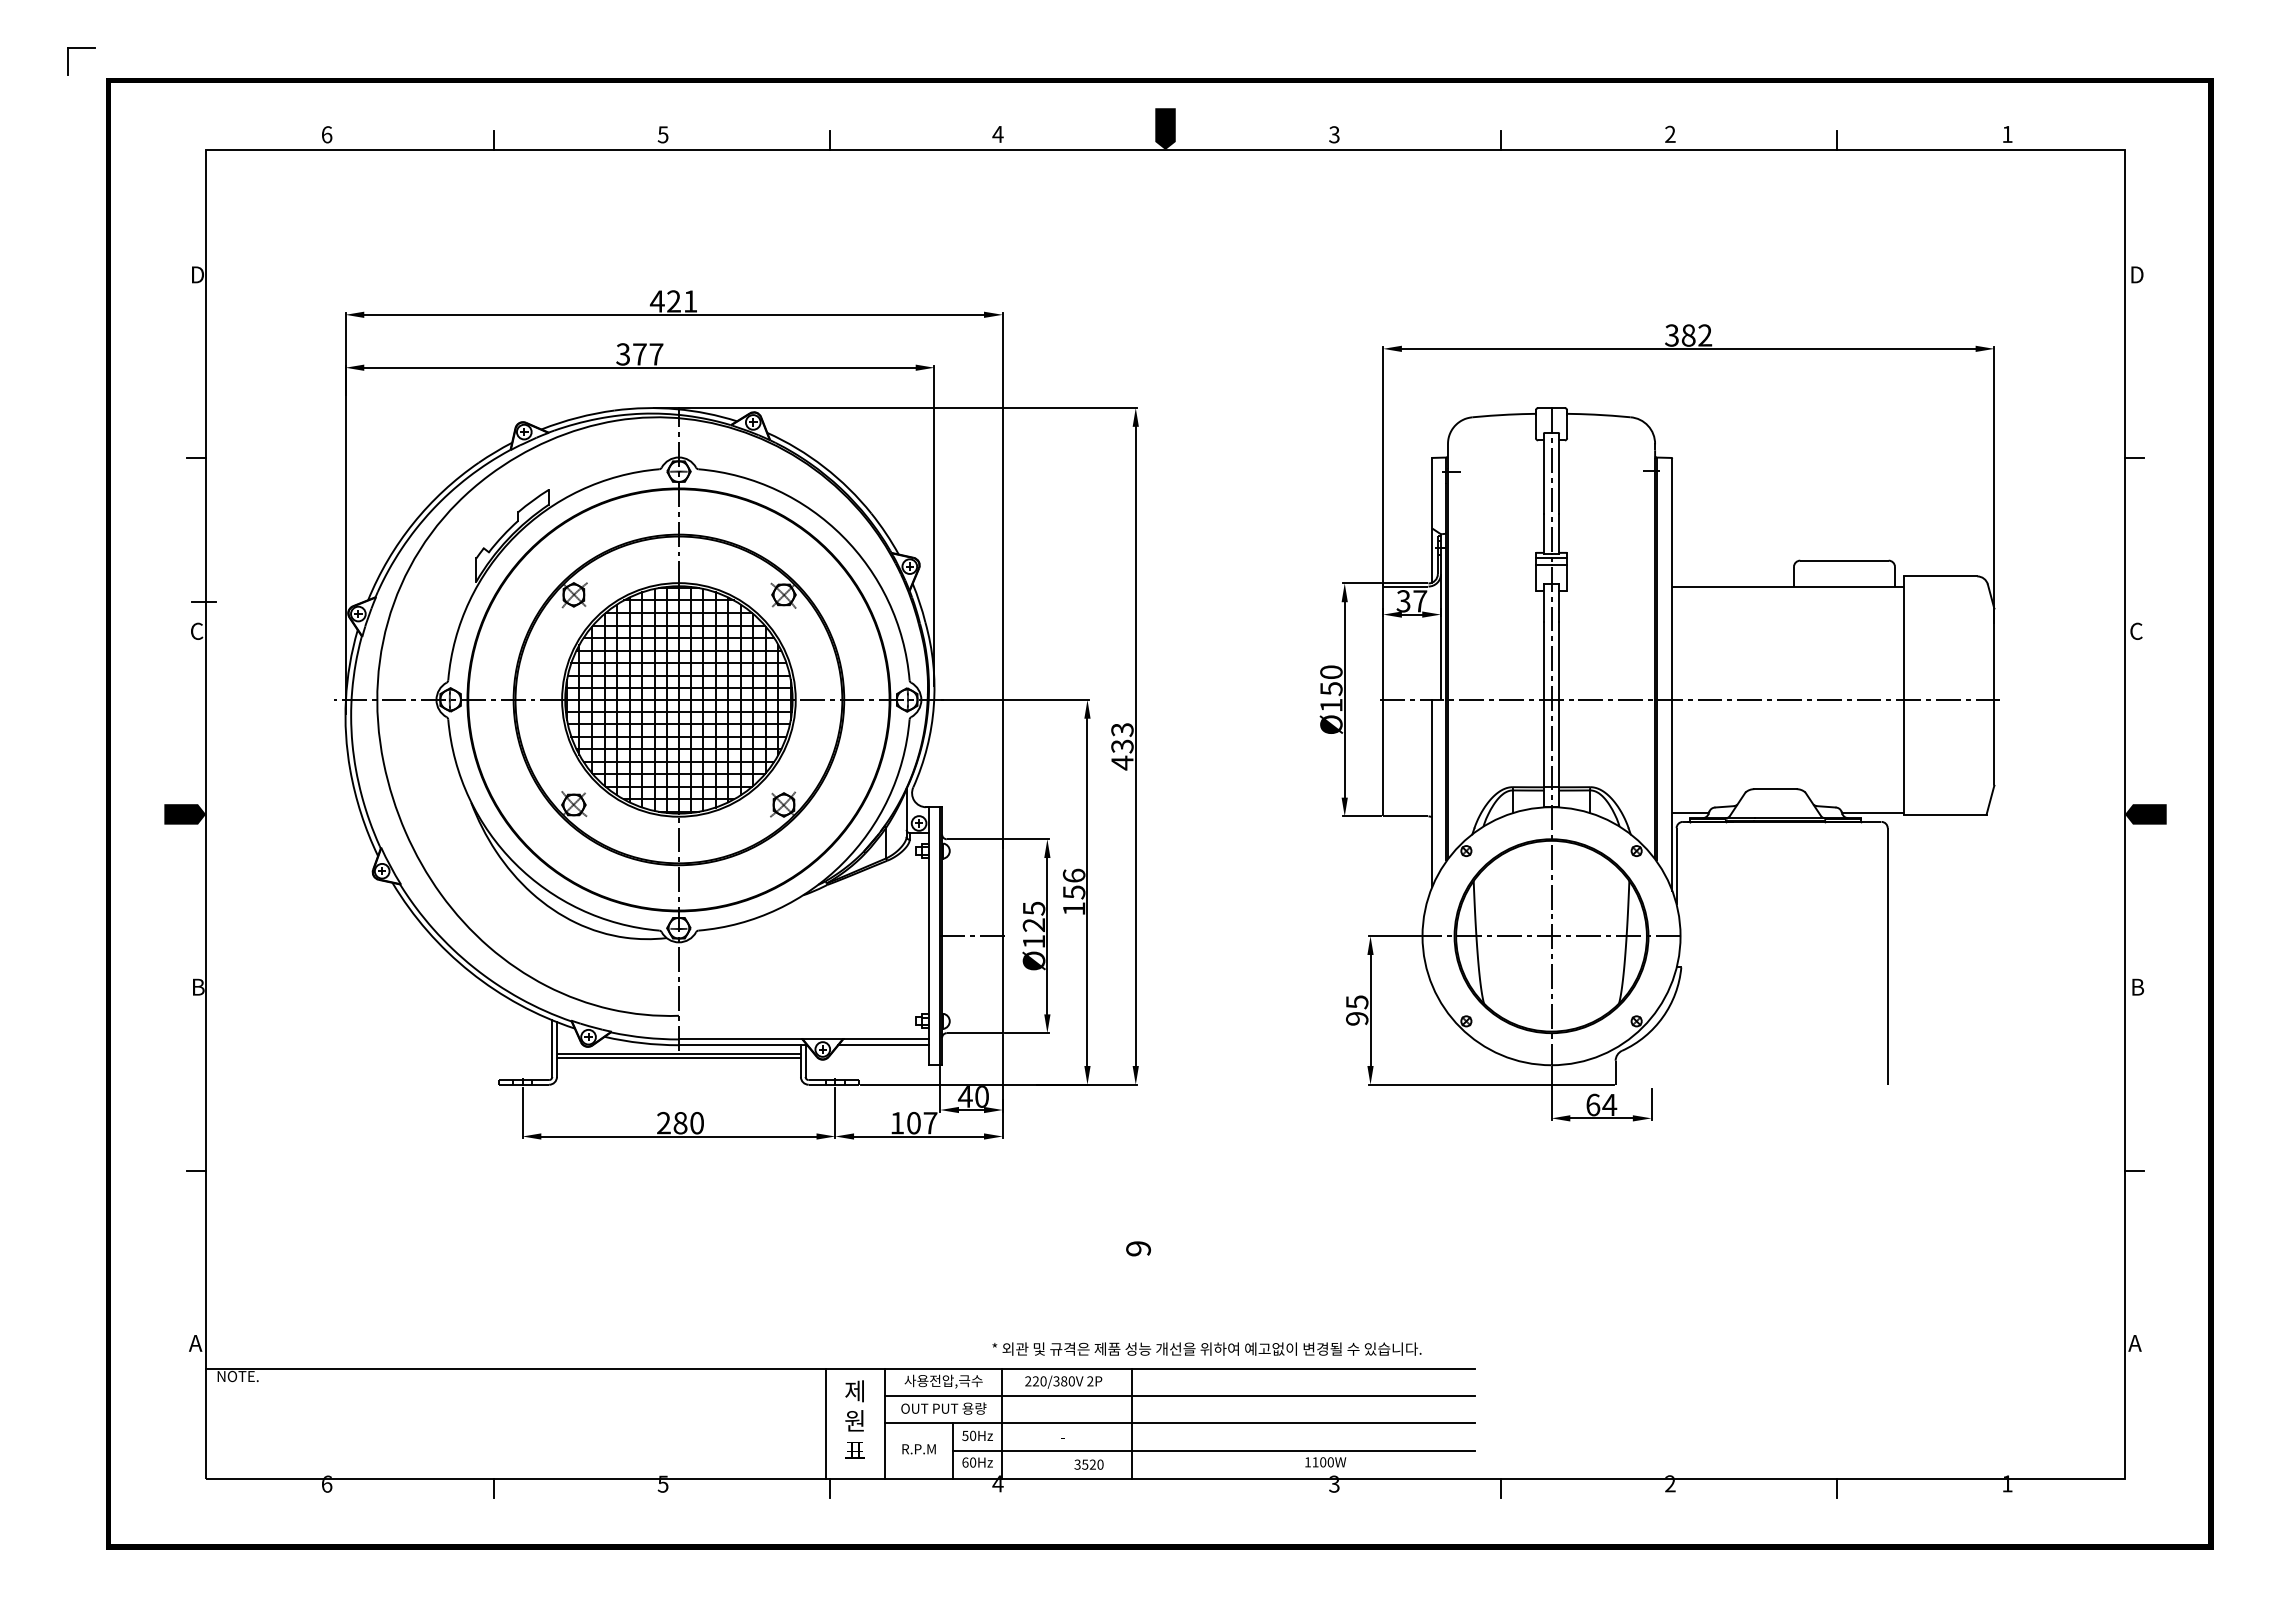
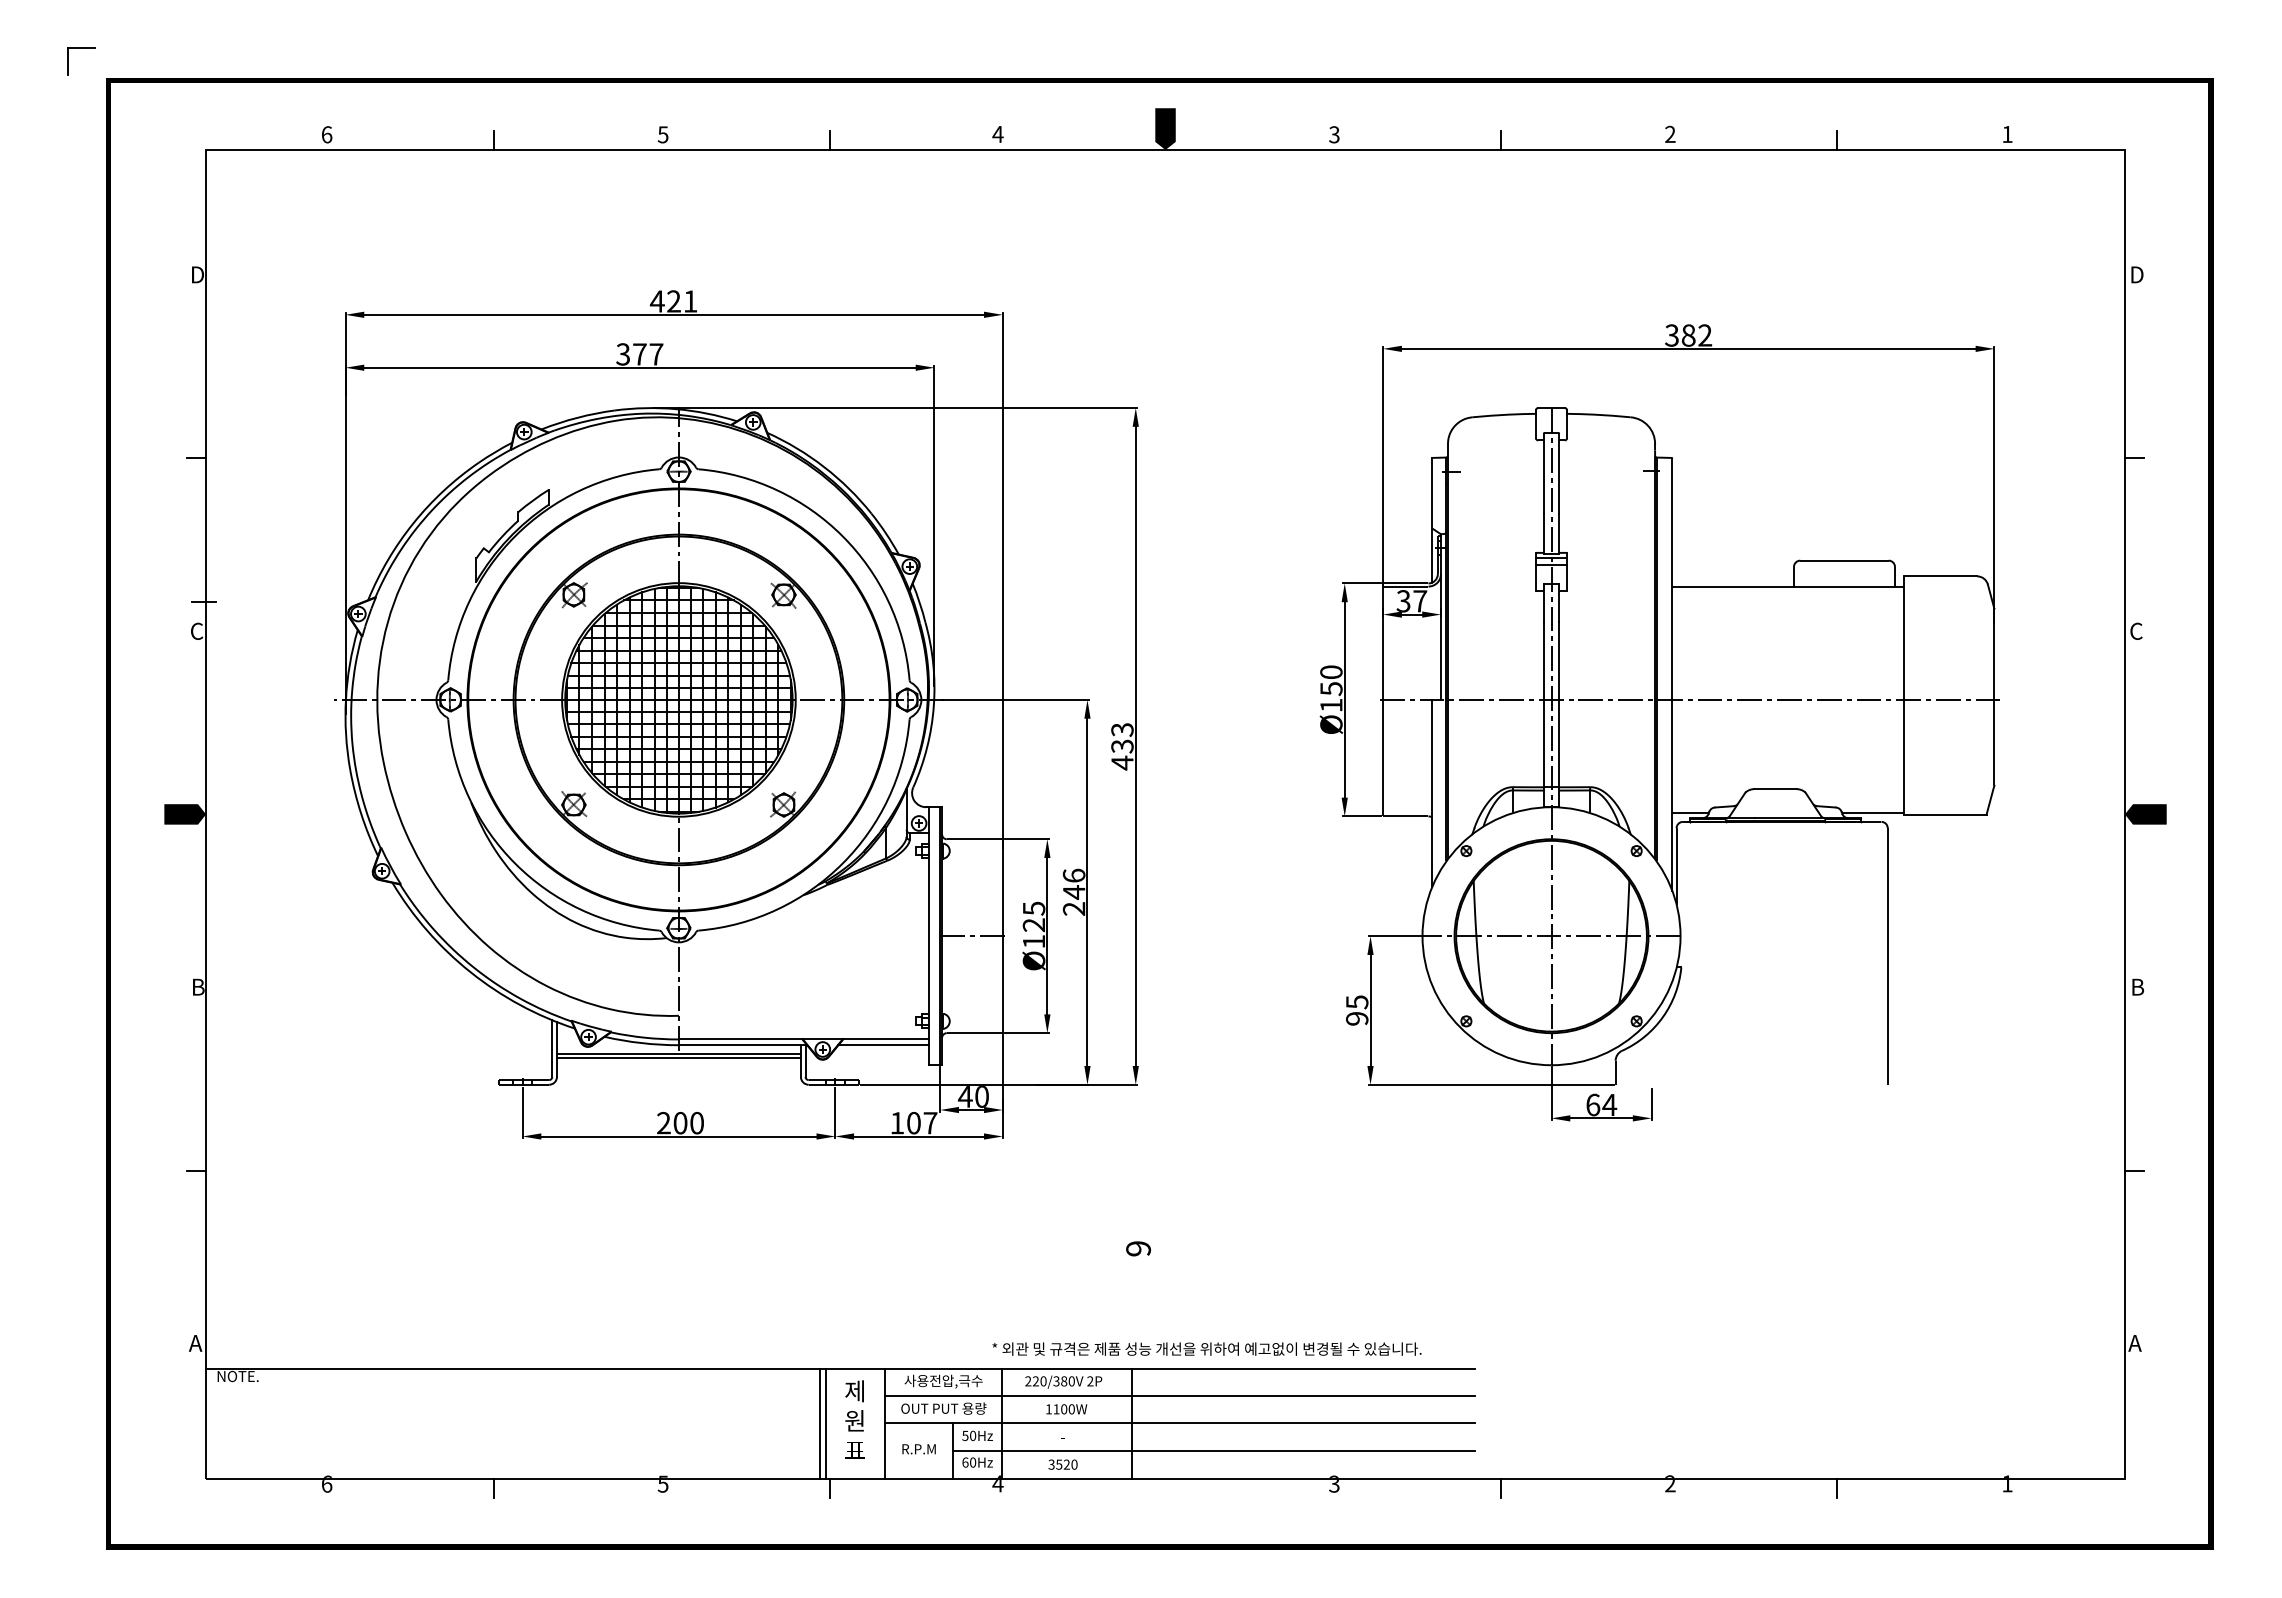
text: 156 -> 246 (1073, 900)
text: 280 -> 200 (680, 1123)
line: none -> present (819, 1423)
text position: (1325, 1462) -> (1066, 1409) (1066, 1409)
text position: (1088, 1464) -> (1062, 1464) (1062, 1464)
